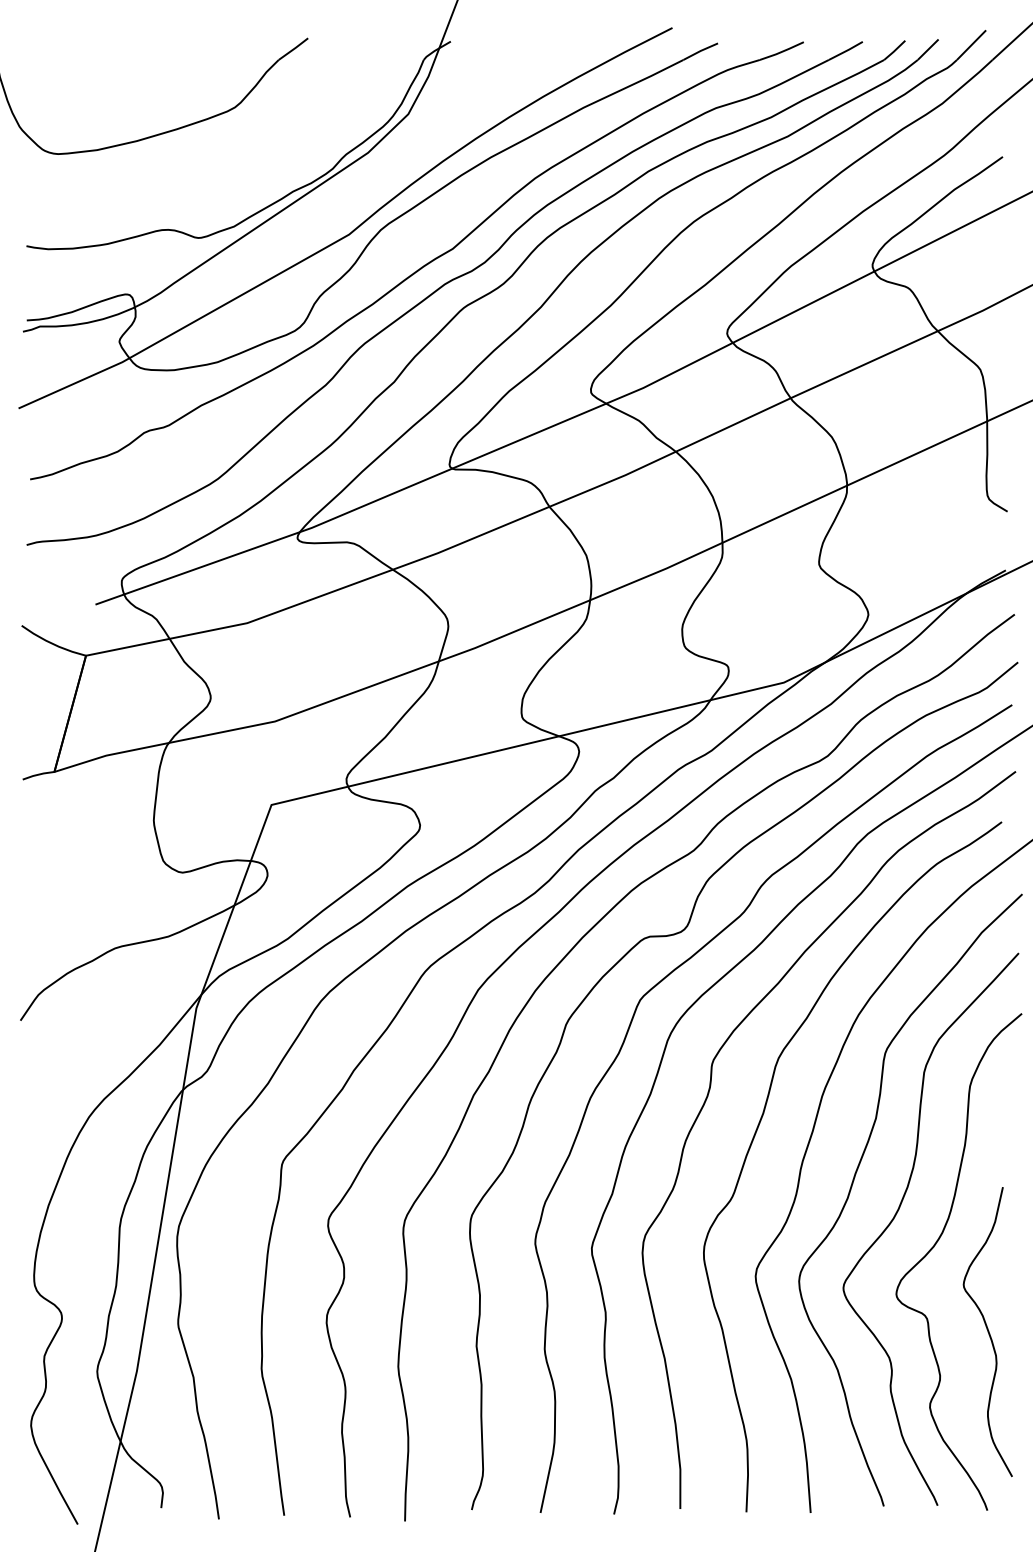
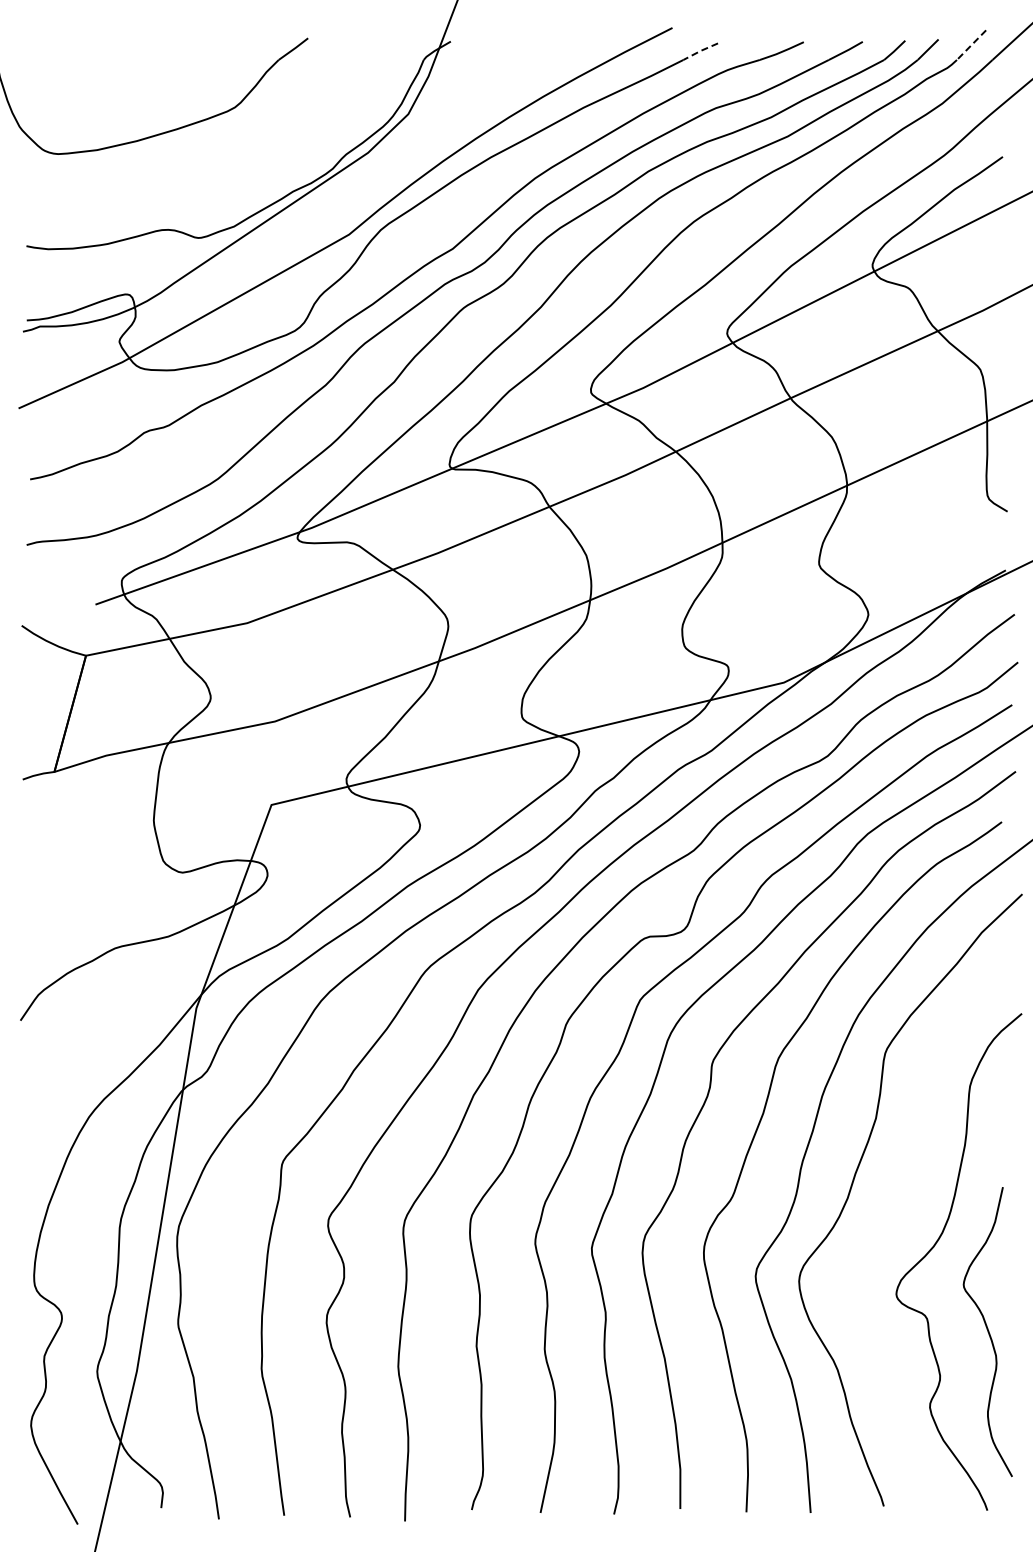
line: solid -> dashed (971, 45)
line: solid -> dashed (700, 50)
curve: present -> none (898, 1211)
